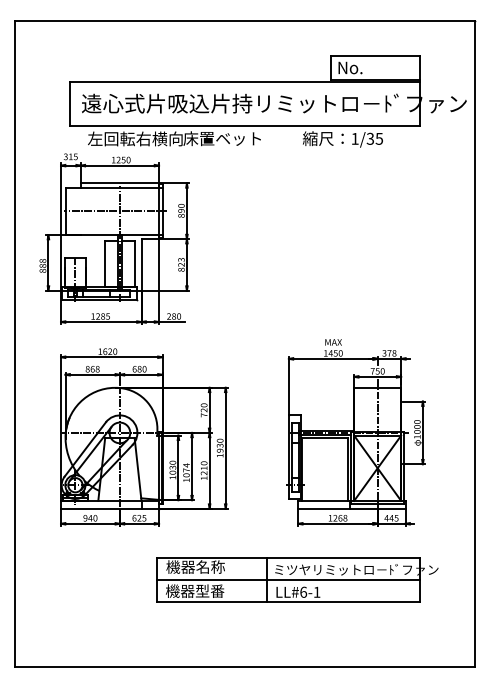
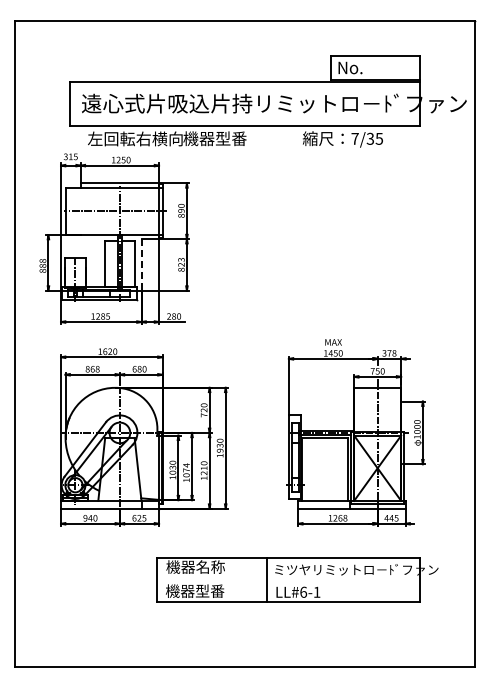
text: 床置ベット -> 機器型番 (221, 138)
text: 1/35 -> 7/35 (354, 138)
line: solid -> dashed (141, 264)
line: present -> none (288, 579)
